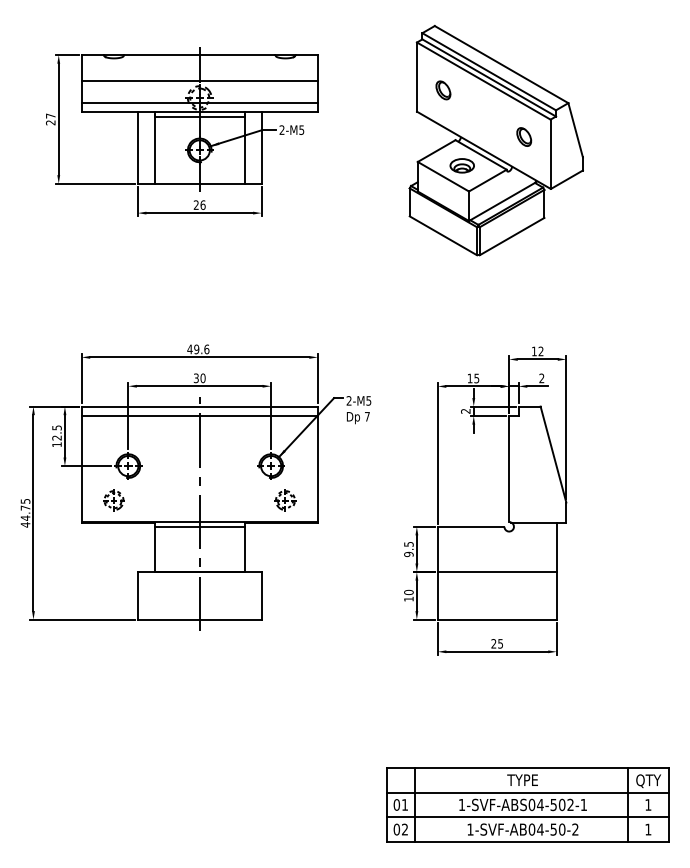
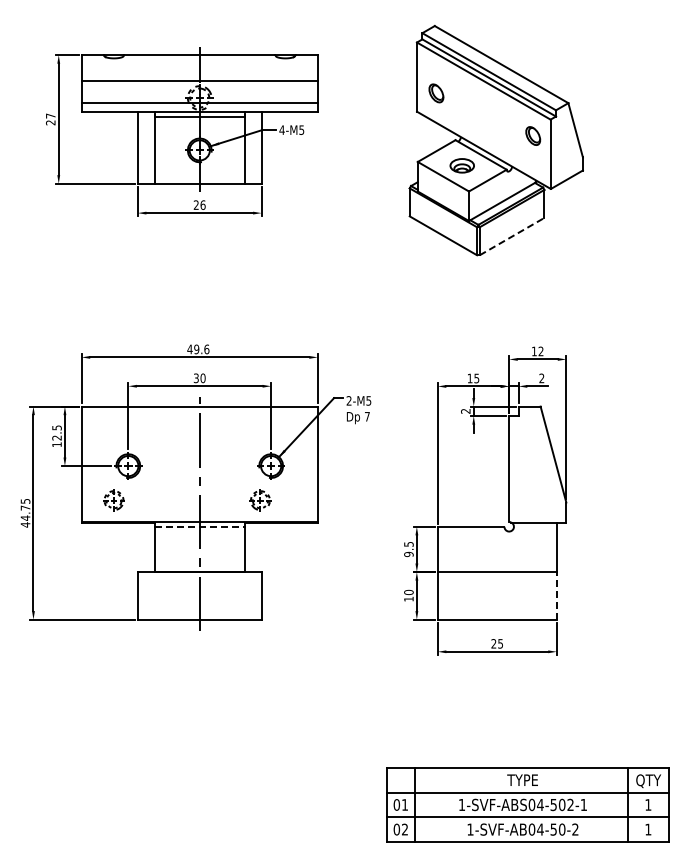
part position: (443, 90) -> (436, 93) (436, 93)
text: 2-M5 -> 4-M5 (281, 129)
part position: (524, 136) -> (533, 135) (533, 135)
line: solid -> dashed (512, 236)
line: present -> none (199, 416)
part position: (285, 500) -> (260, 500) (260, 500)
line: solid -> dashed (200, 526)
line: solid -> dashed (556, 595)
